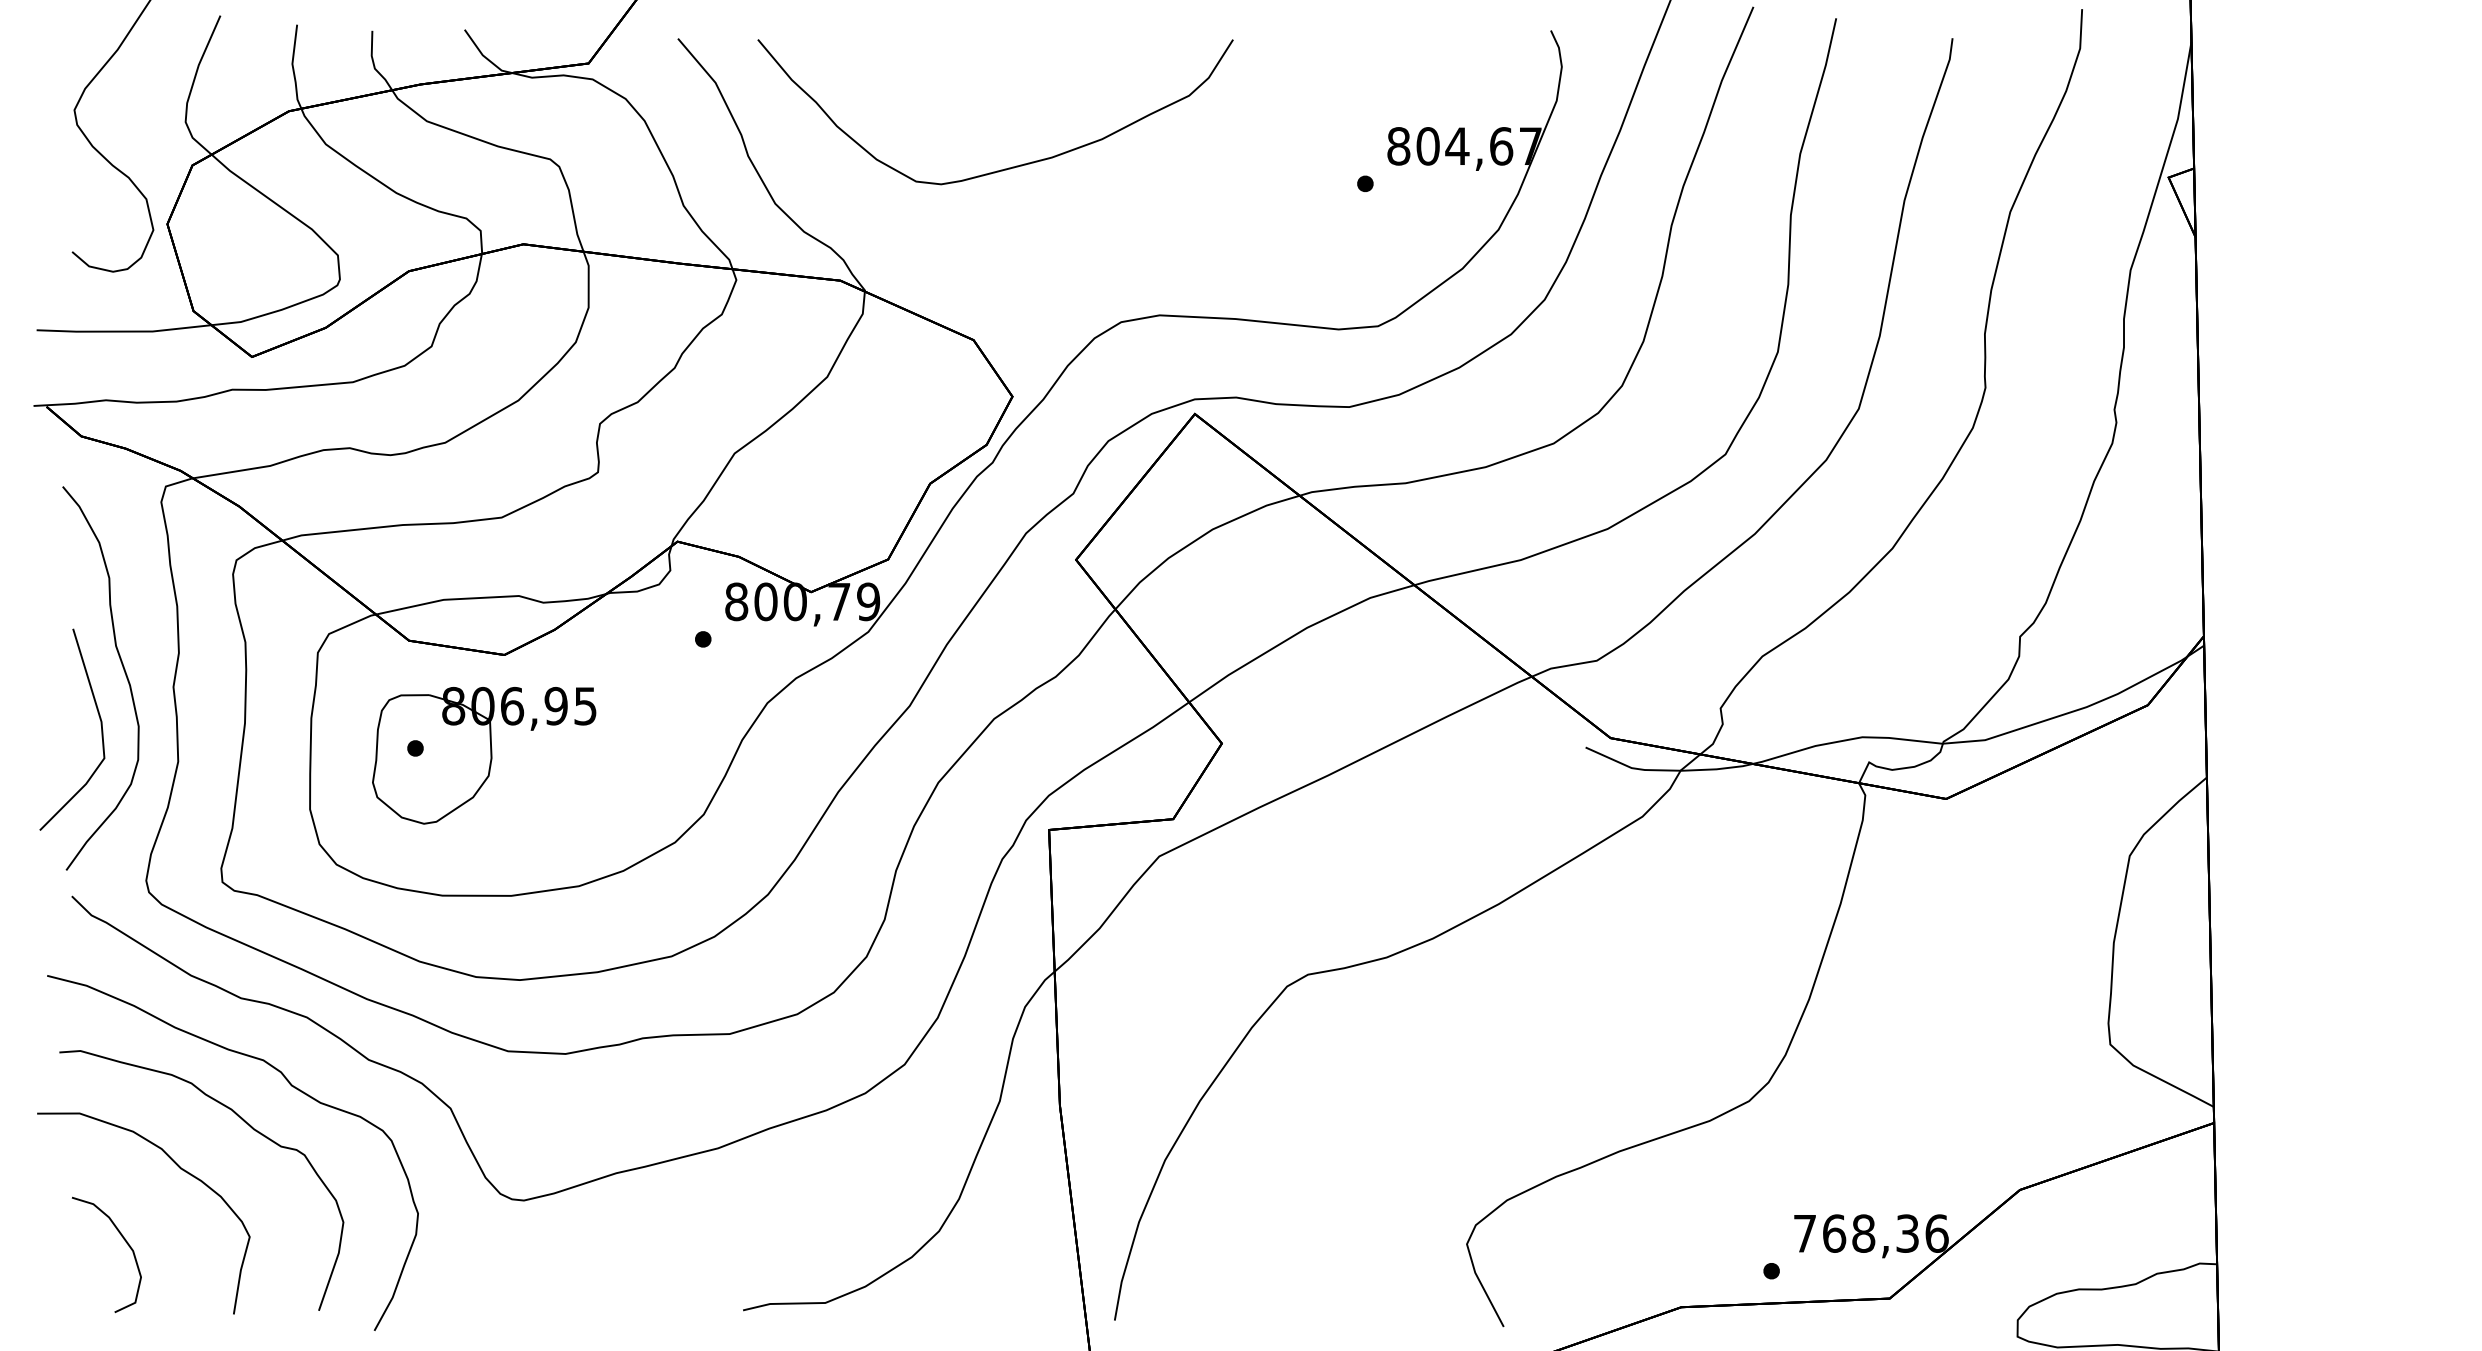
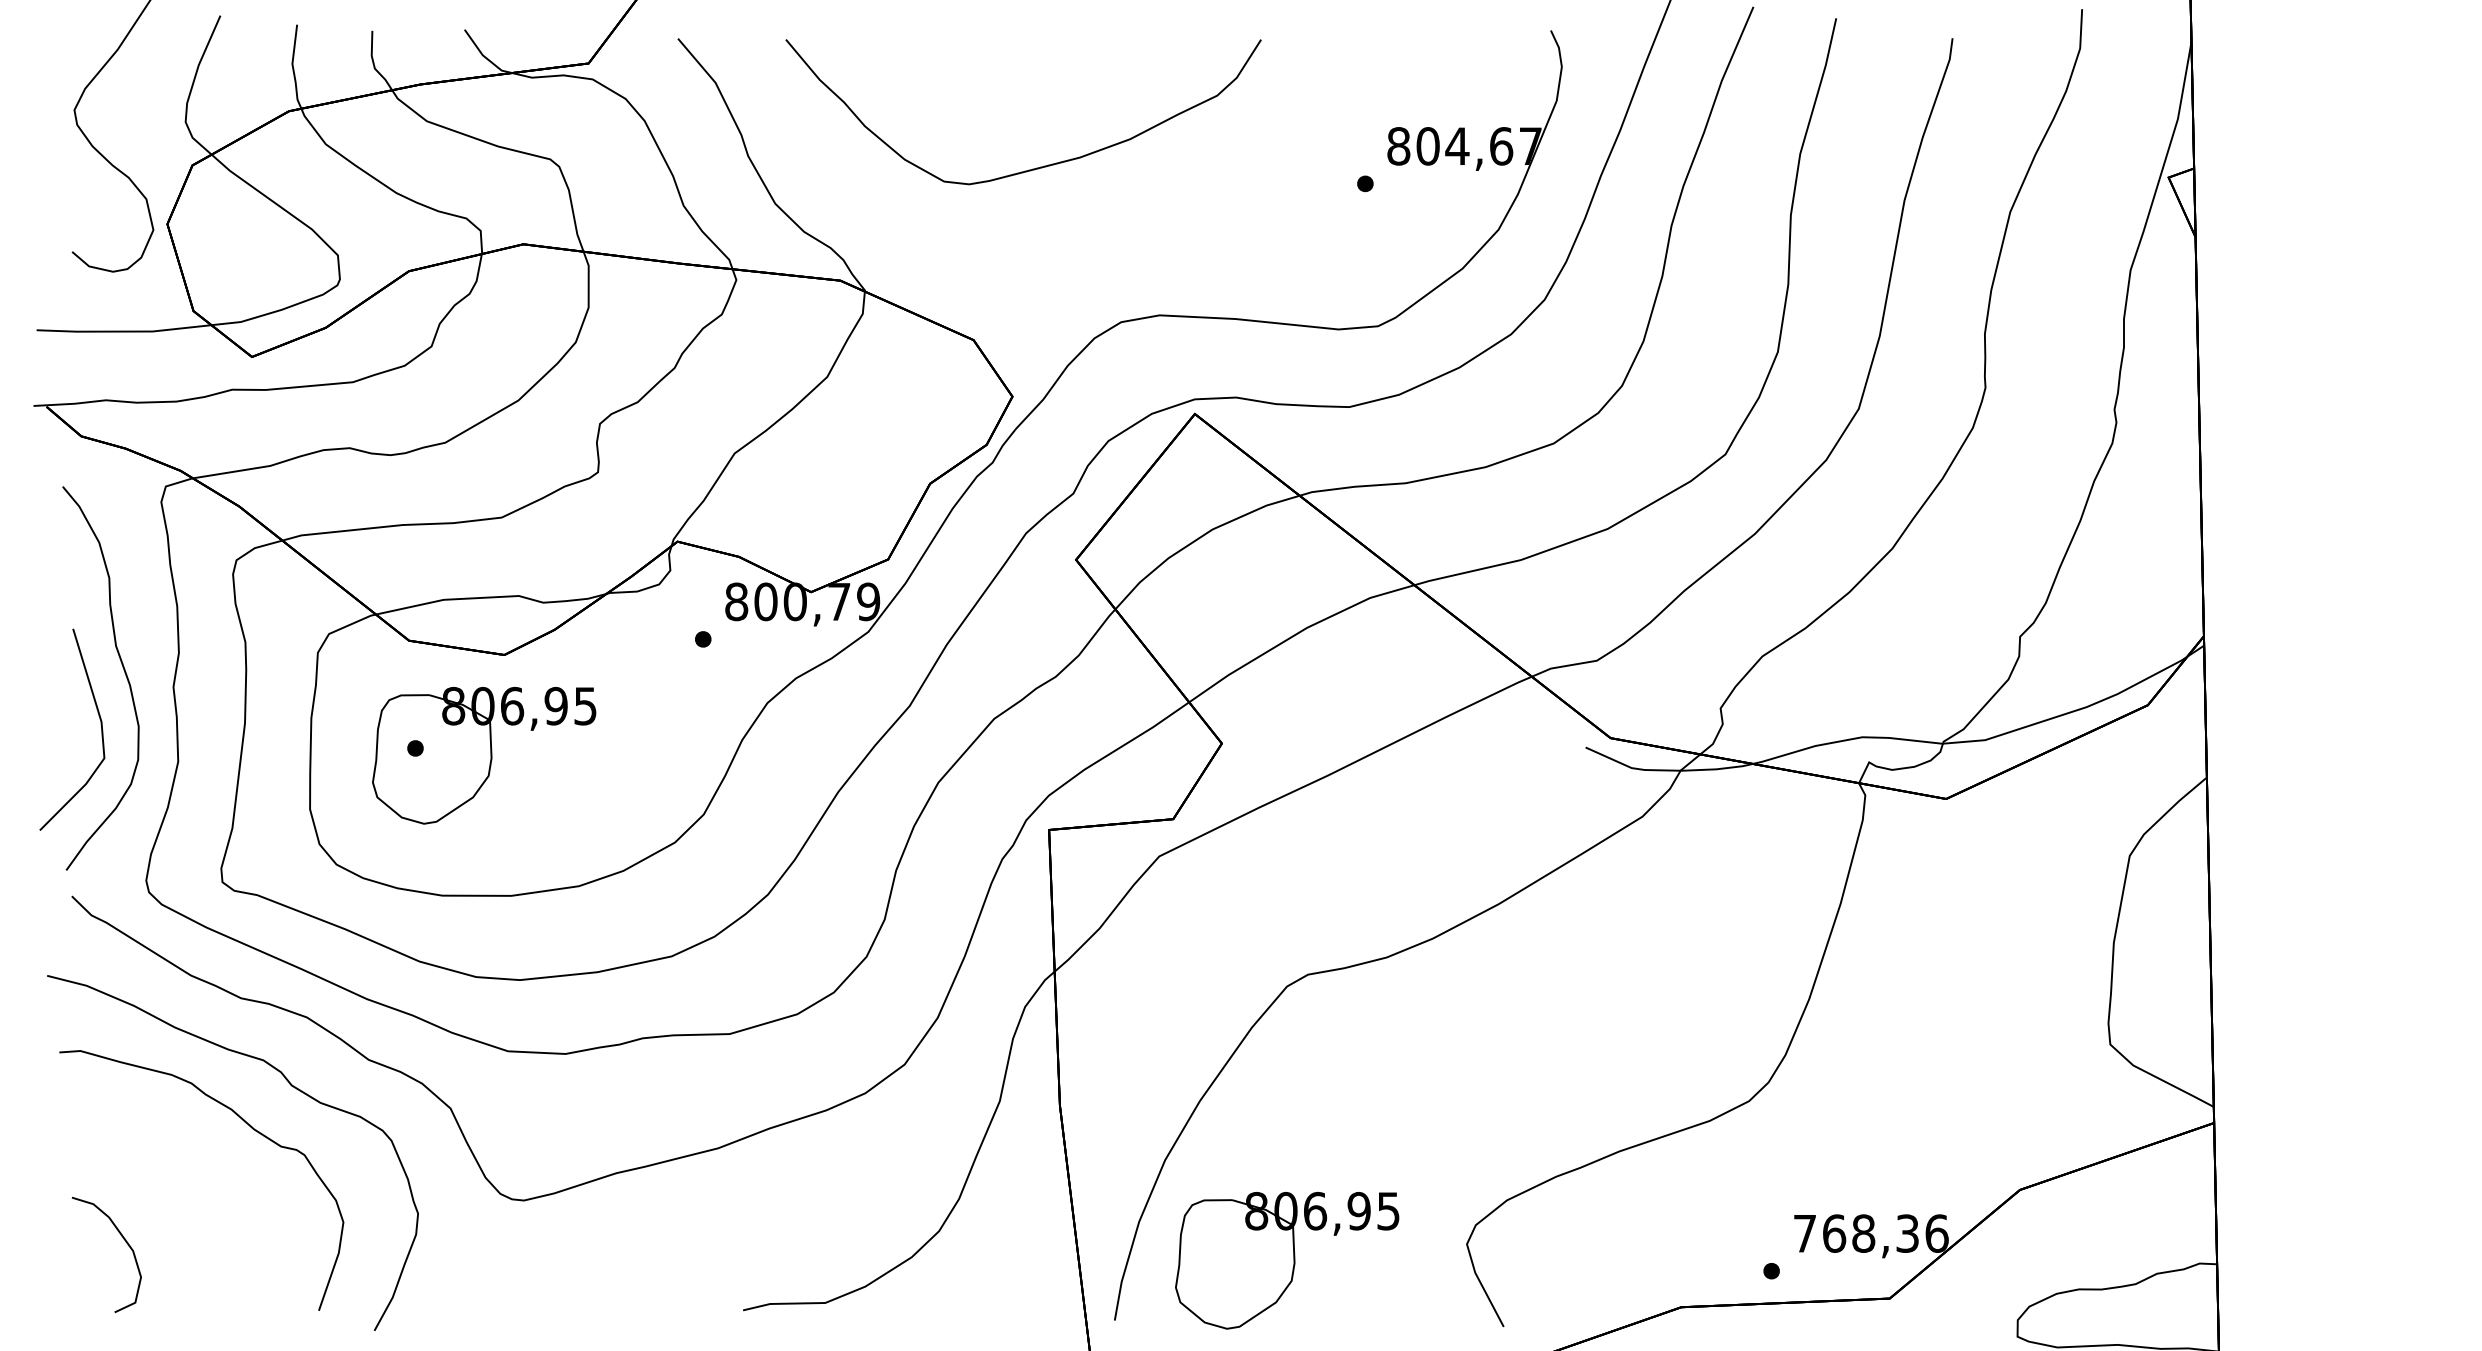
curve position: (1008, 167) -> (1036, 167) (1036, 167)
curve: present -> none (180, 1169)
part: none -> present (1287, 1260)
